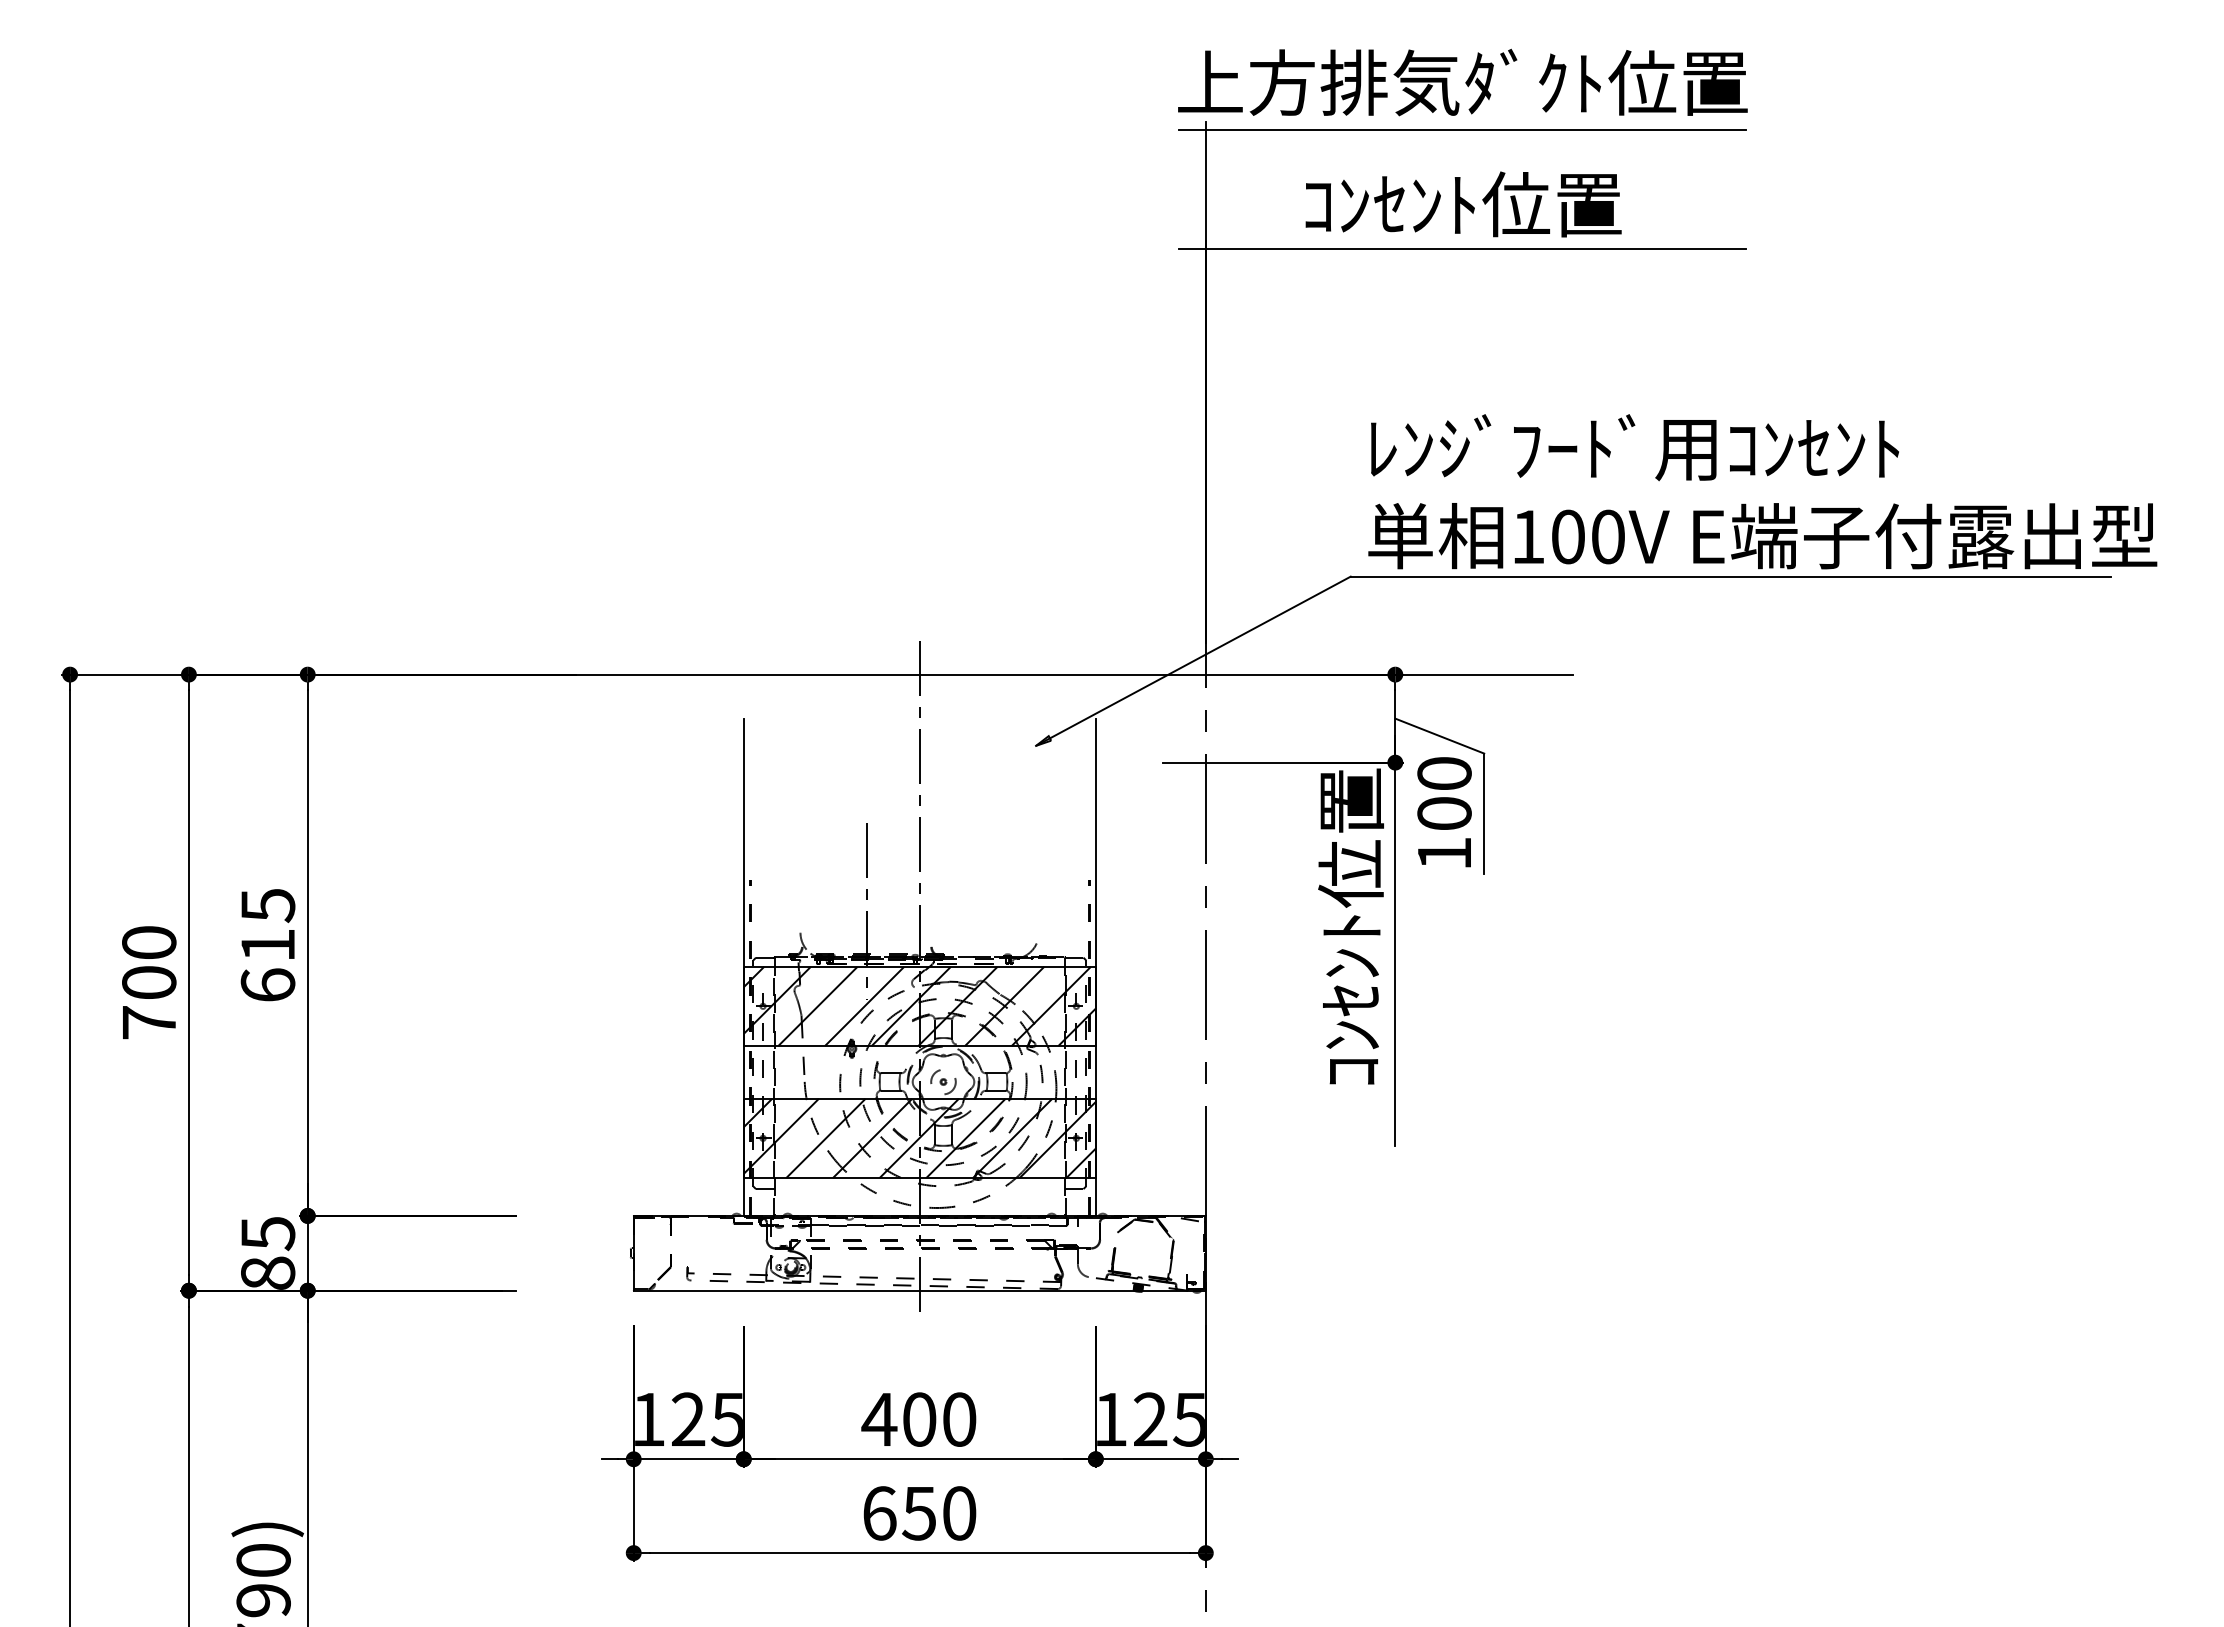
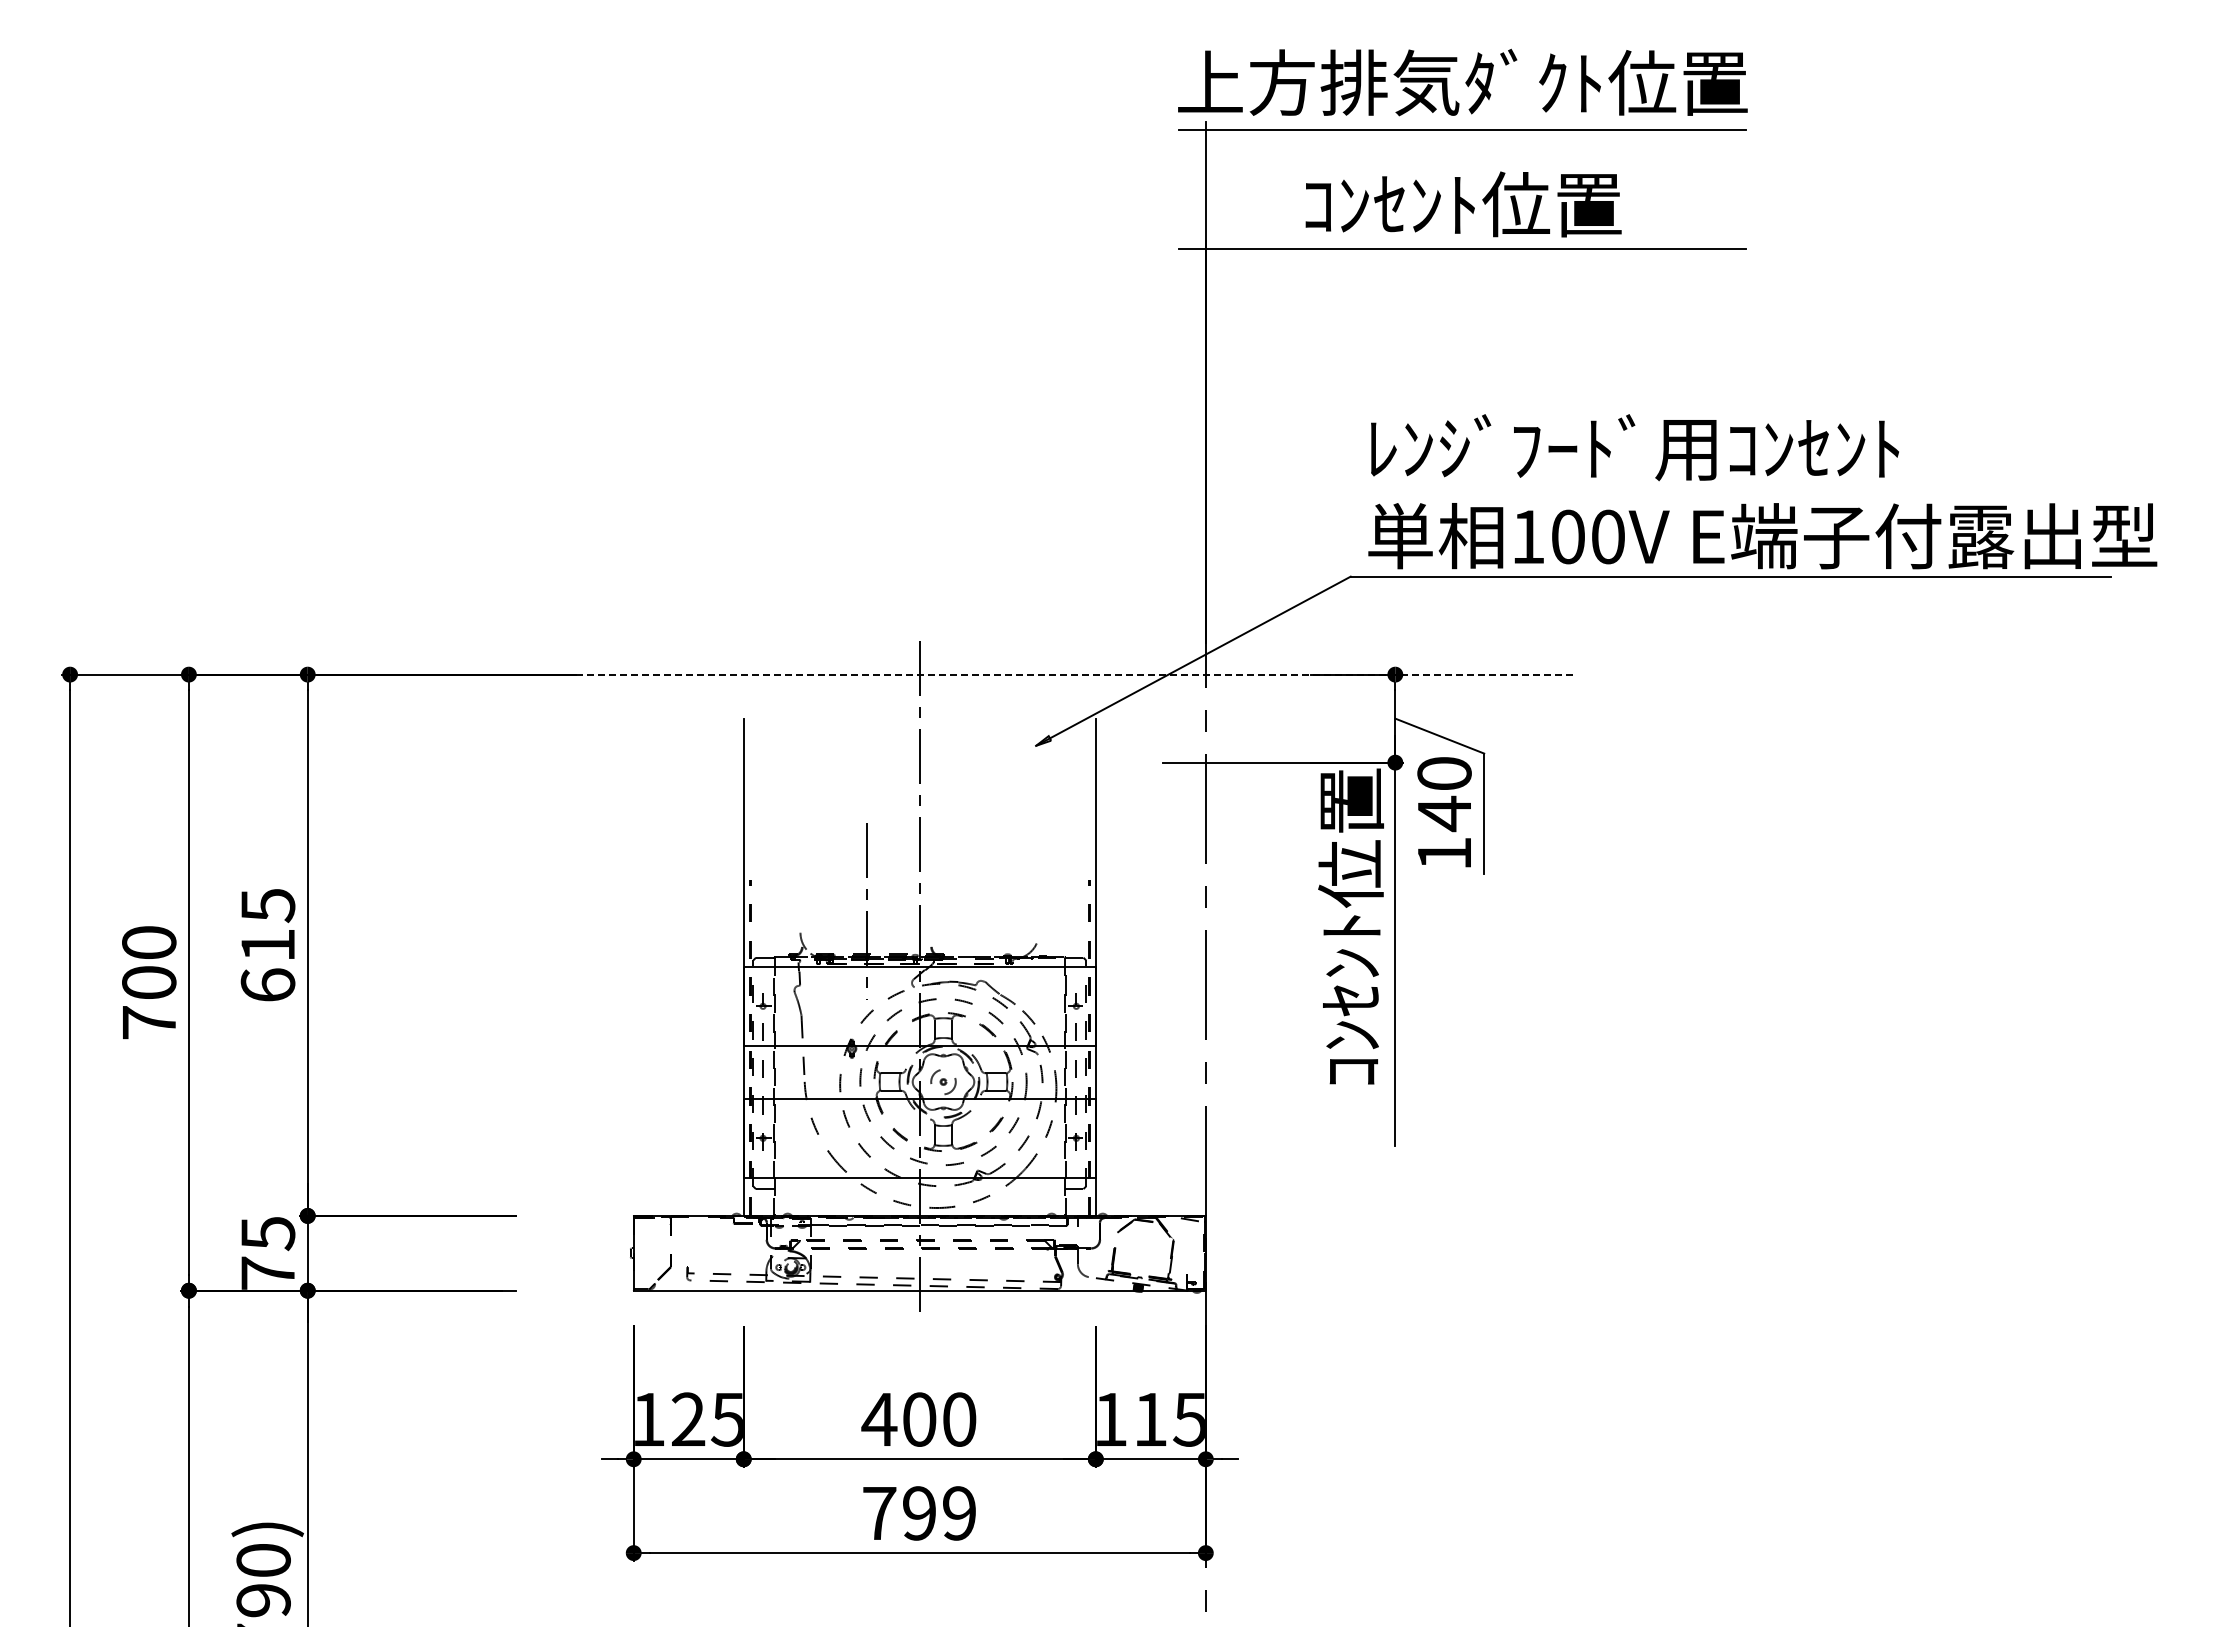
line: solid -> dashed (1012, 674)
text: 100 -> 140 (1444, 813)
hatch: present -> none (919, 1006)
hatch: present -> none (919, 1138)
text: 85 -> 75 (268, 1272)
text: 125 -> 115 (1150, 1418)
text: 650 -> 799 (919, 1513)
